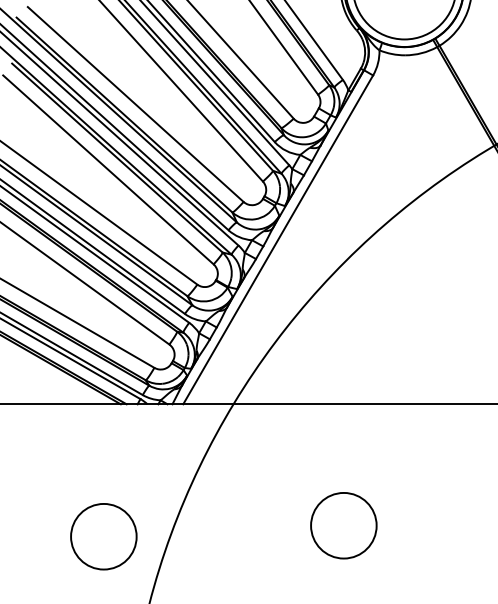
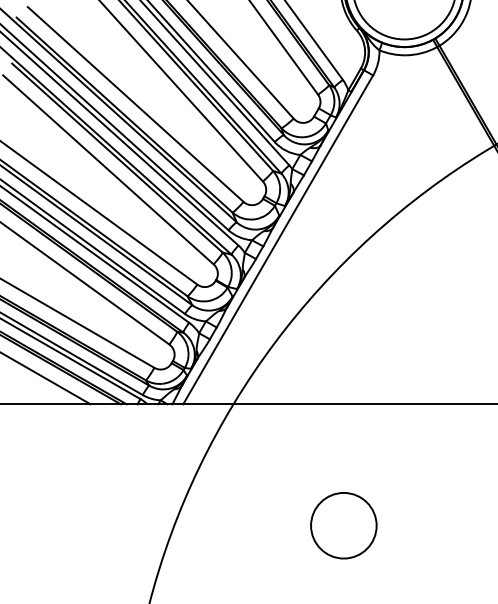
line: none -> present (46, 378)
circle: present -> none (103, 536)
